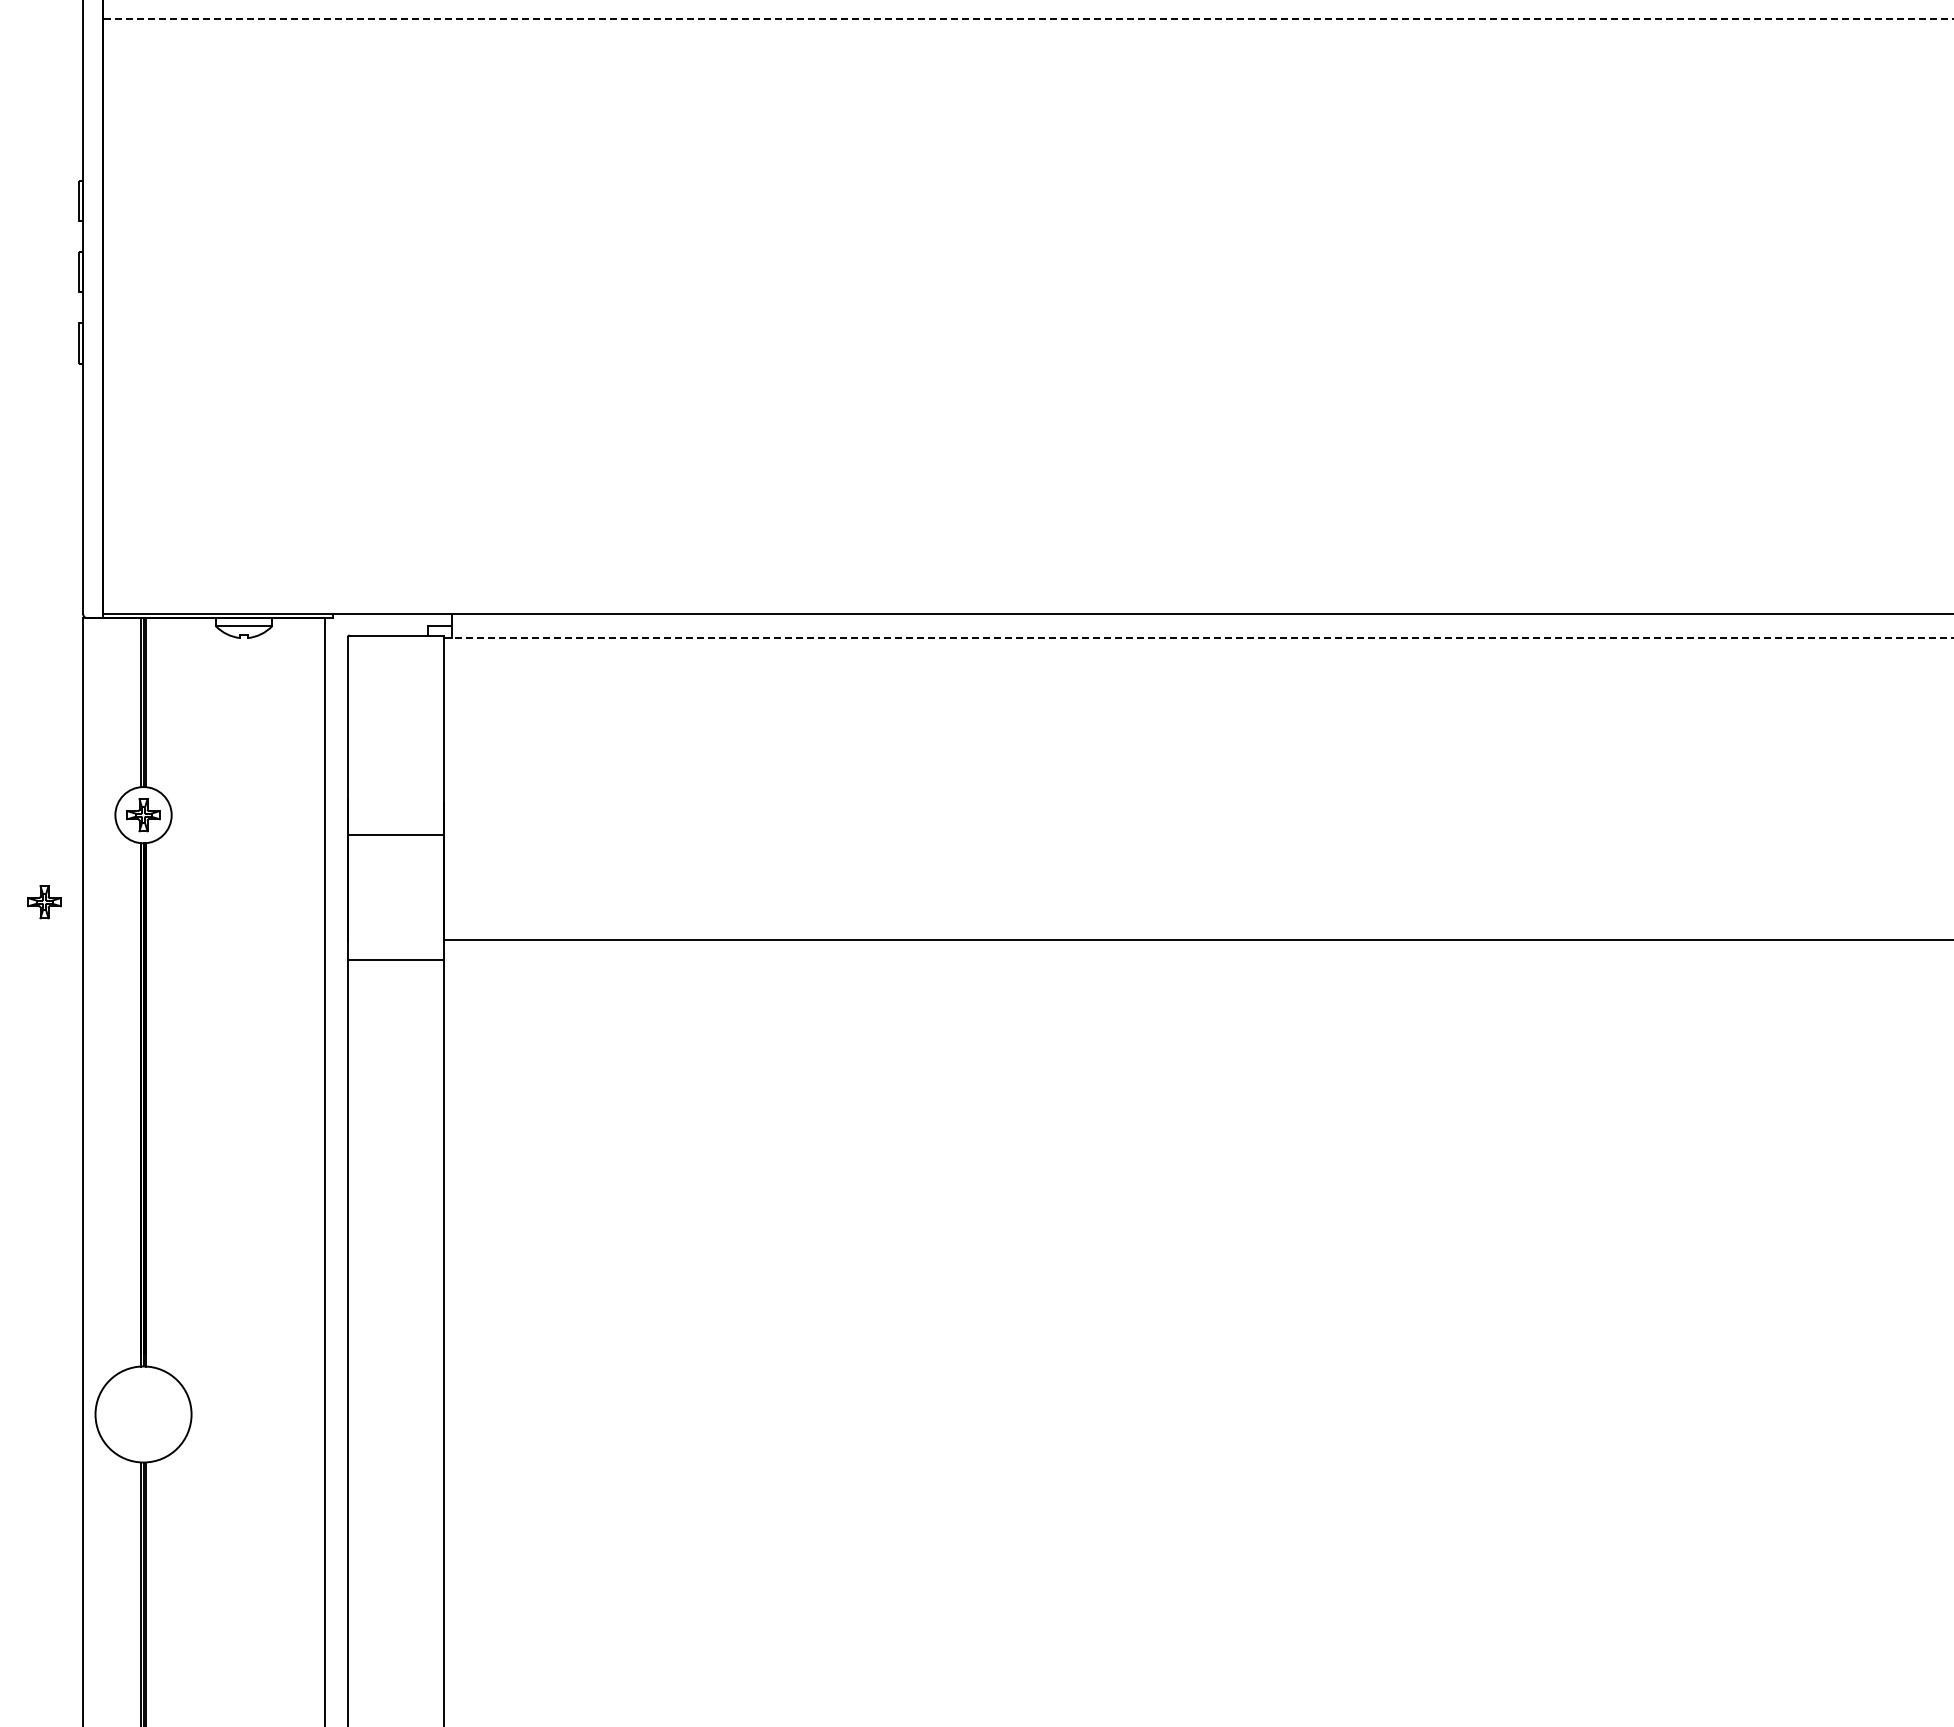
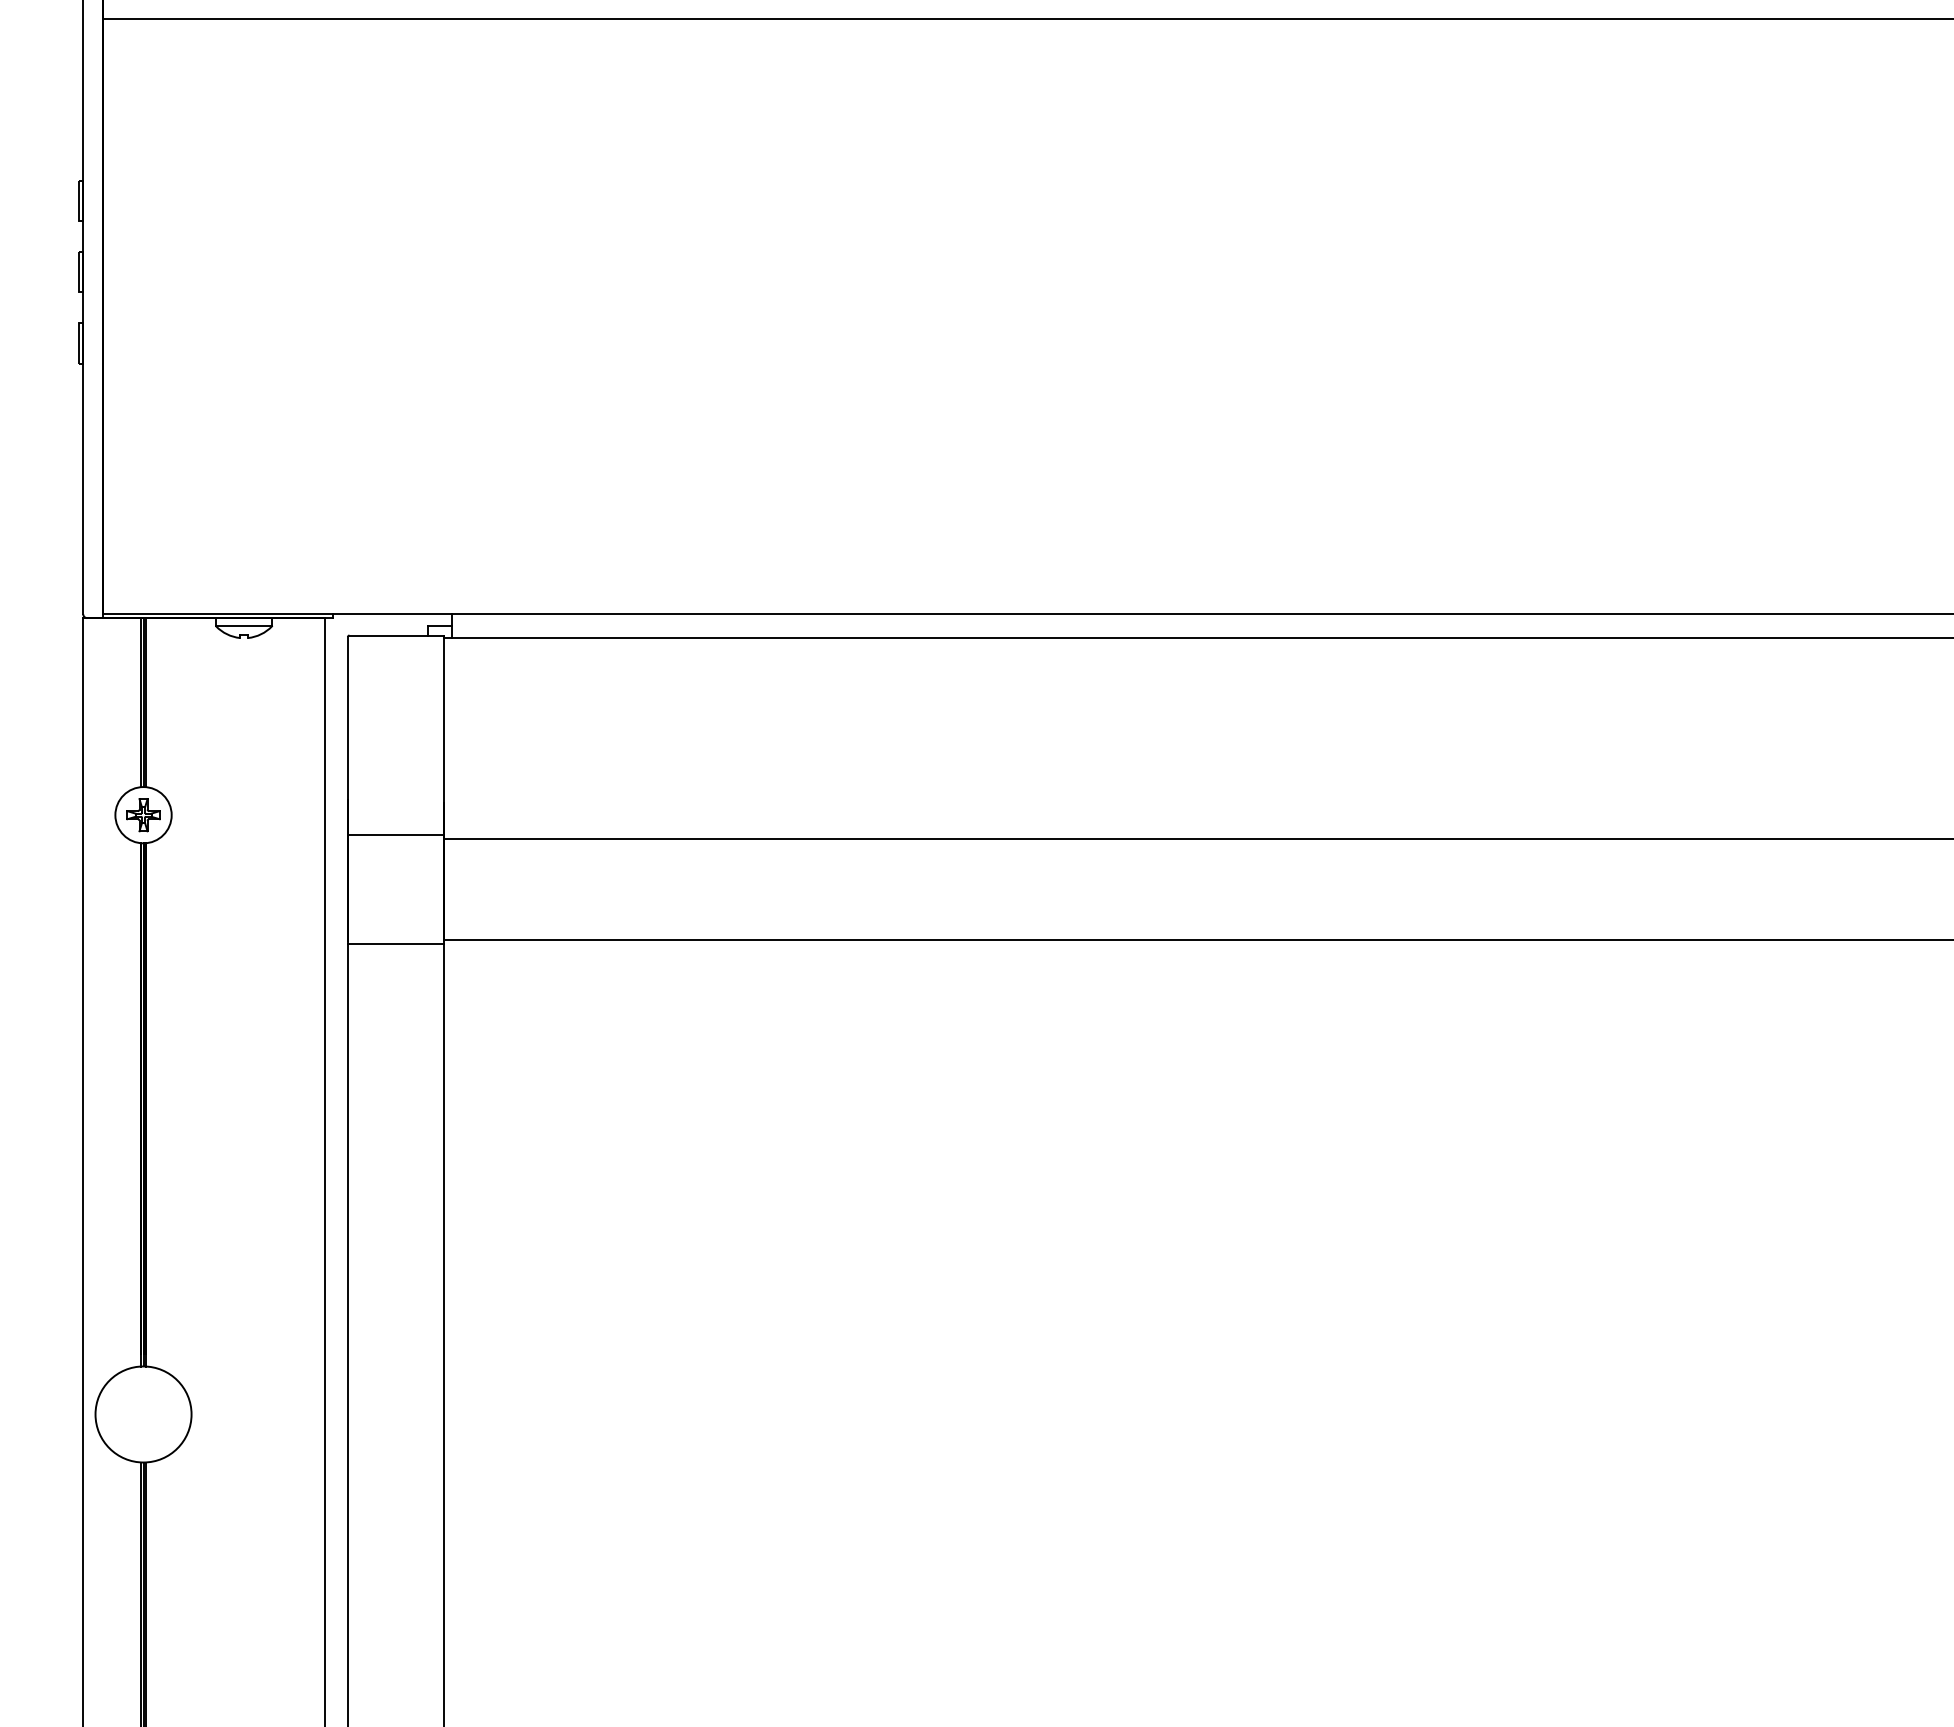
line: dashed -> solid (1028, 18)
line: dashed -> solid (1198, 638)
line: none -> present (1197, 839)
part: present -> none (44, 902)
line position: (395, 959) -> (395, 943) (395, 943)
